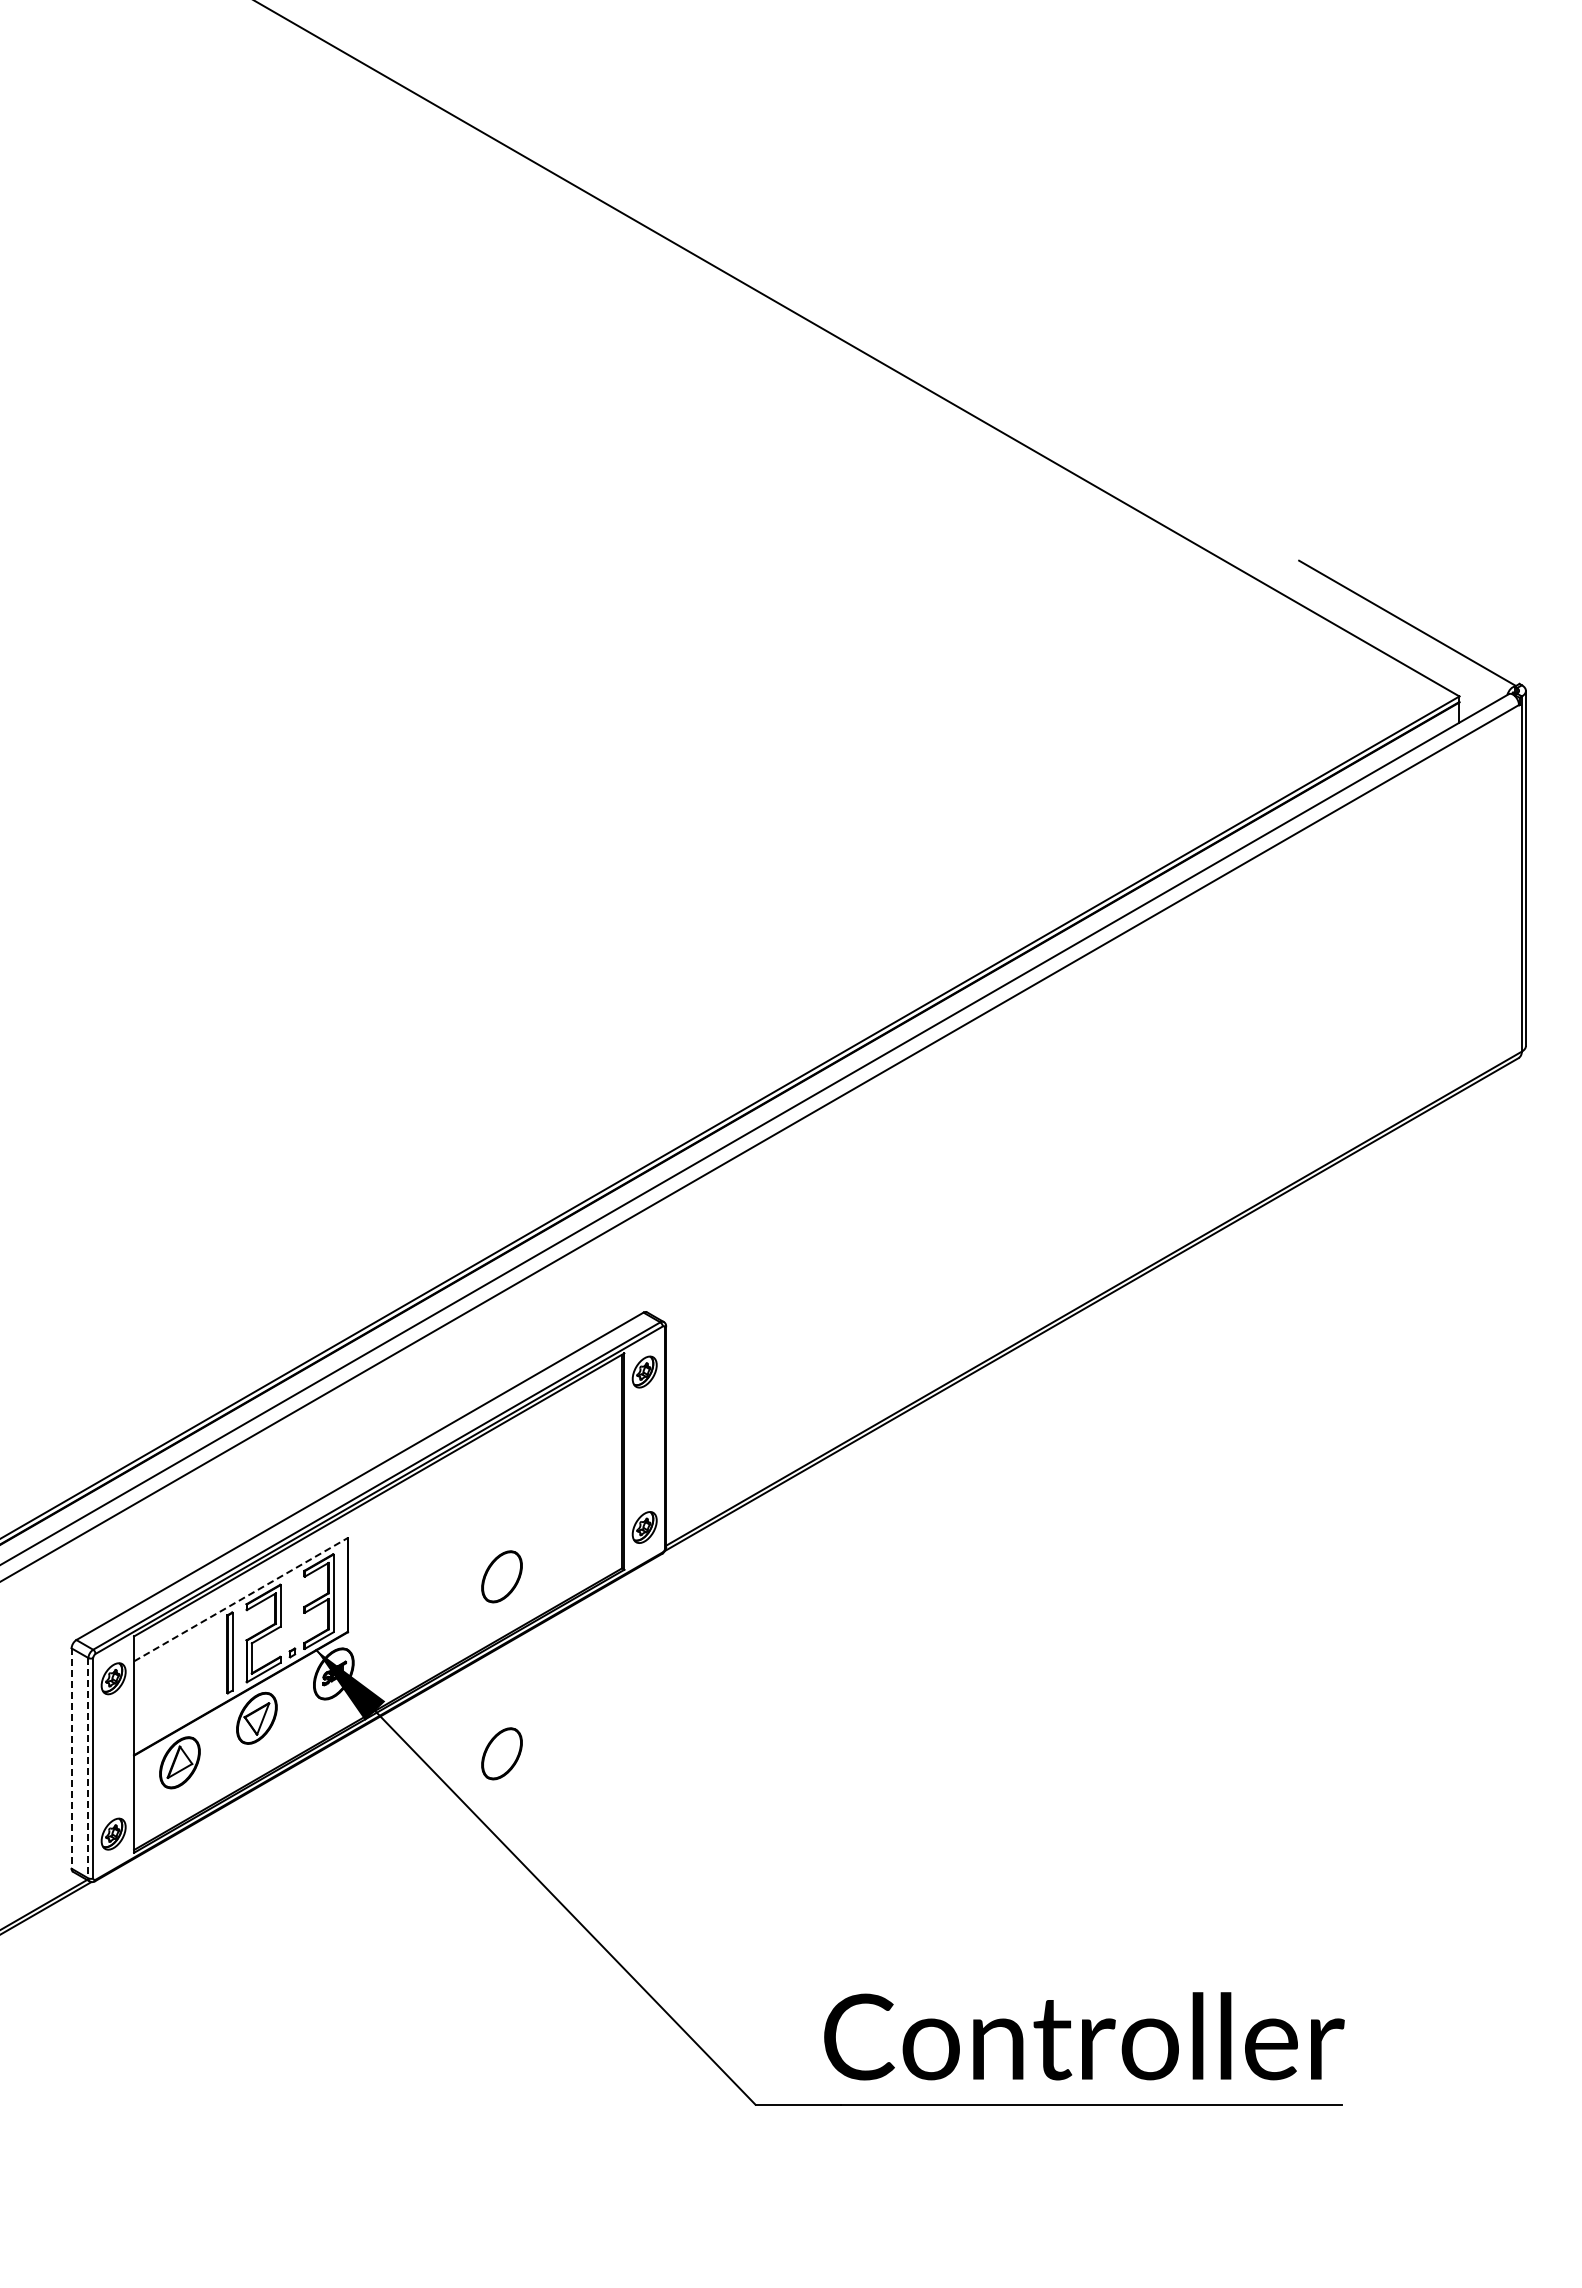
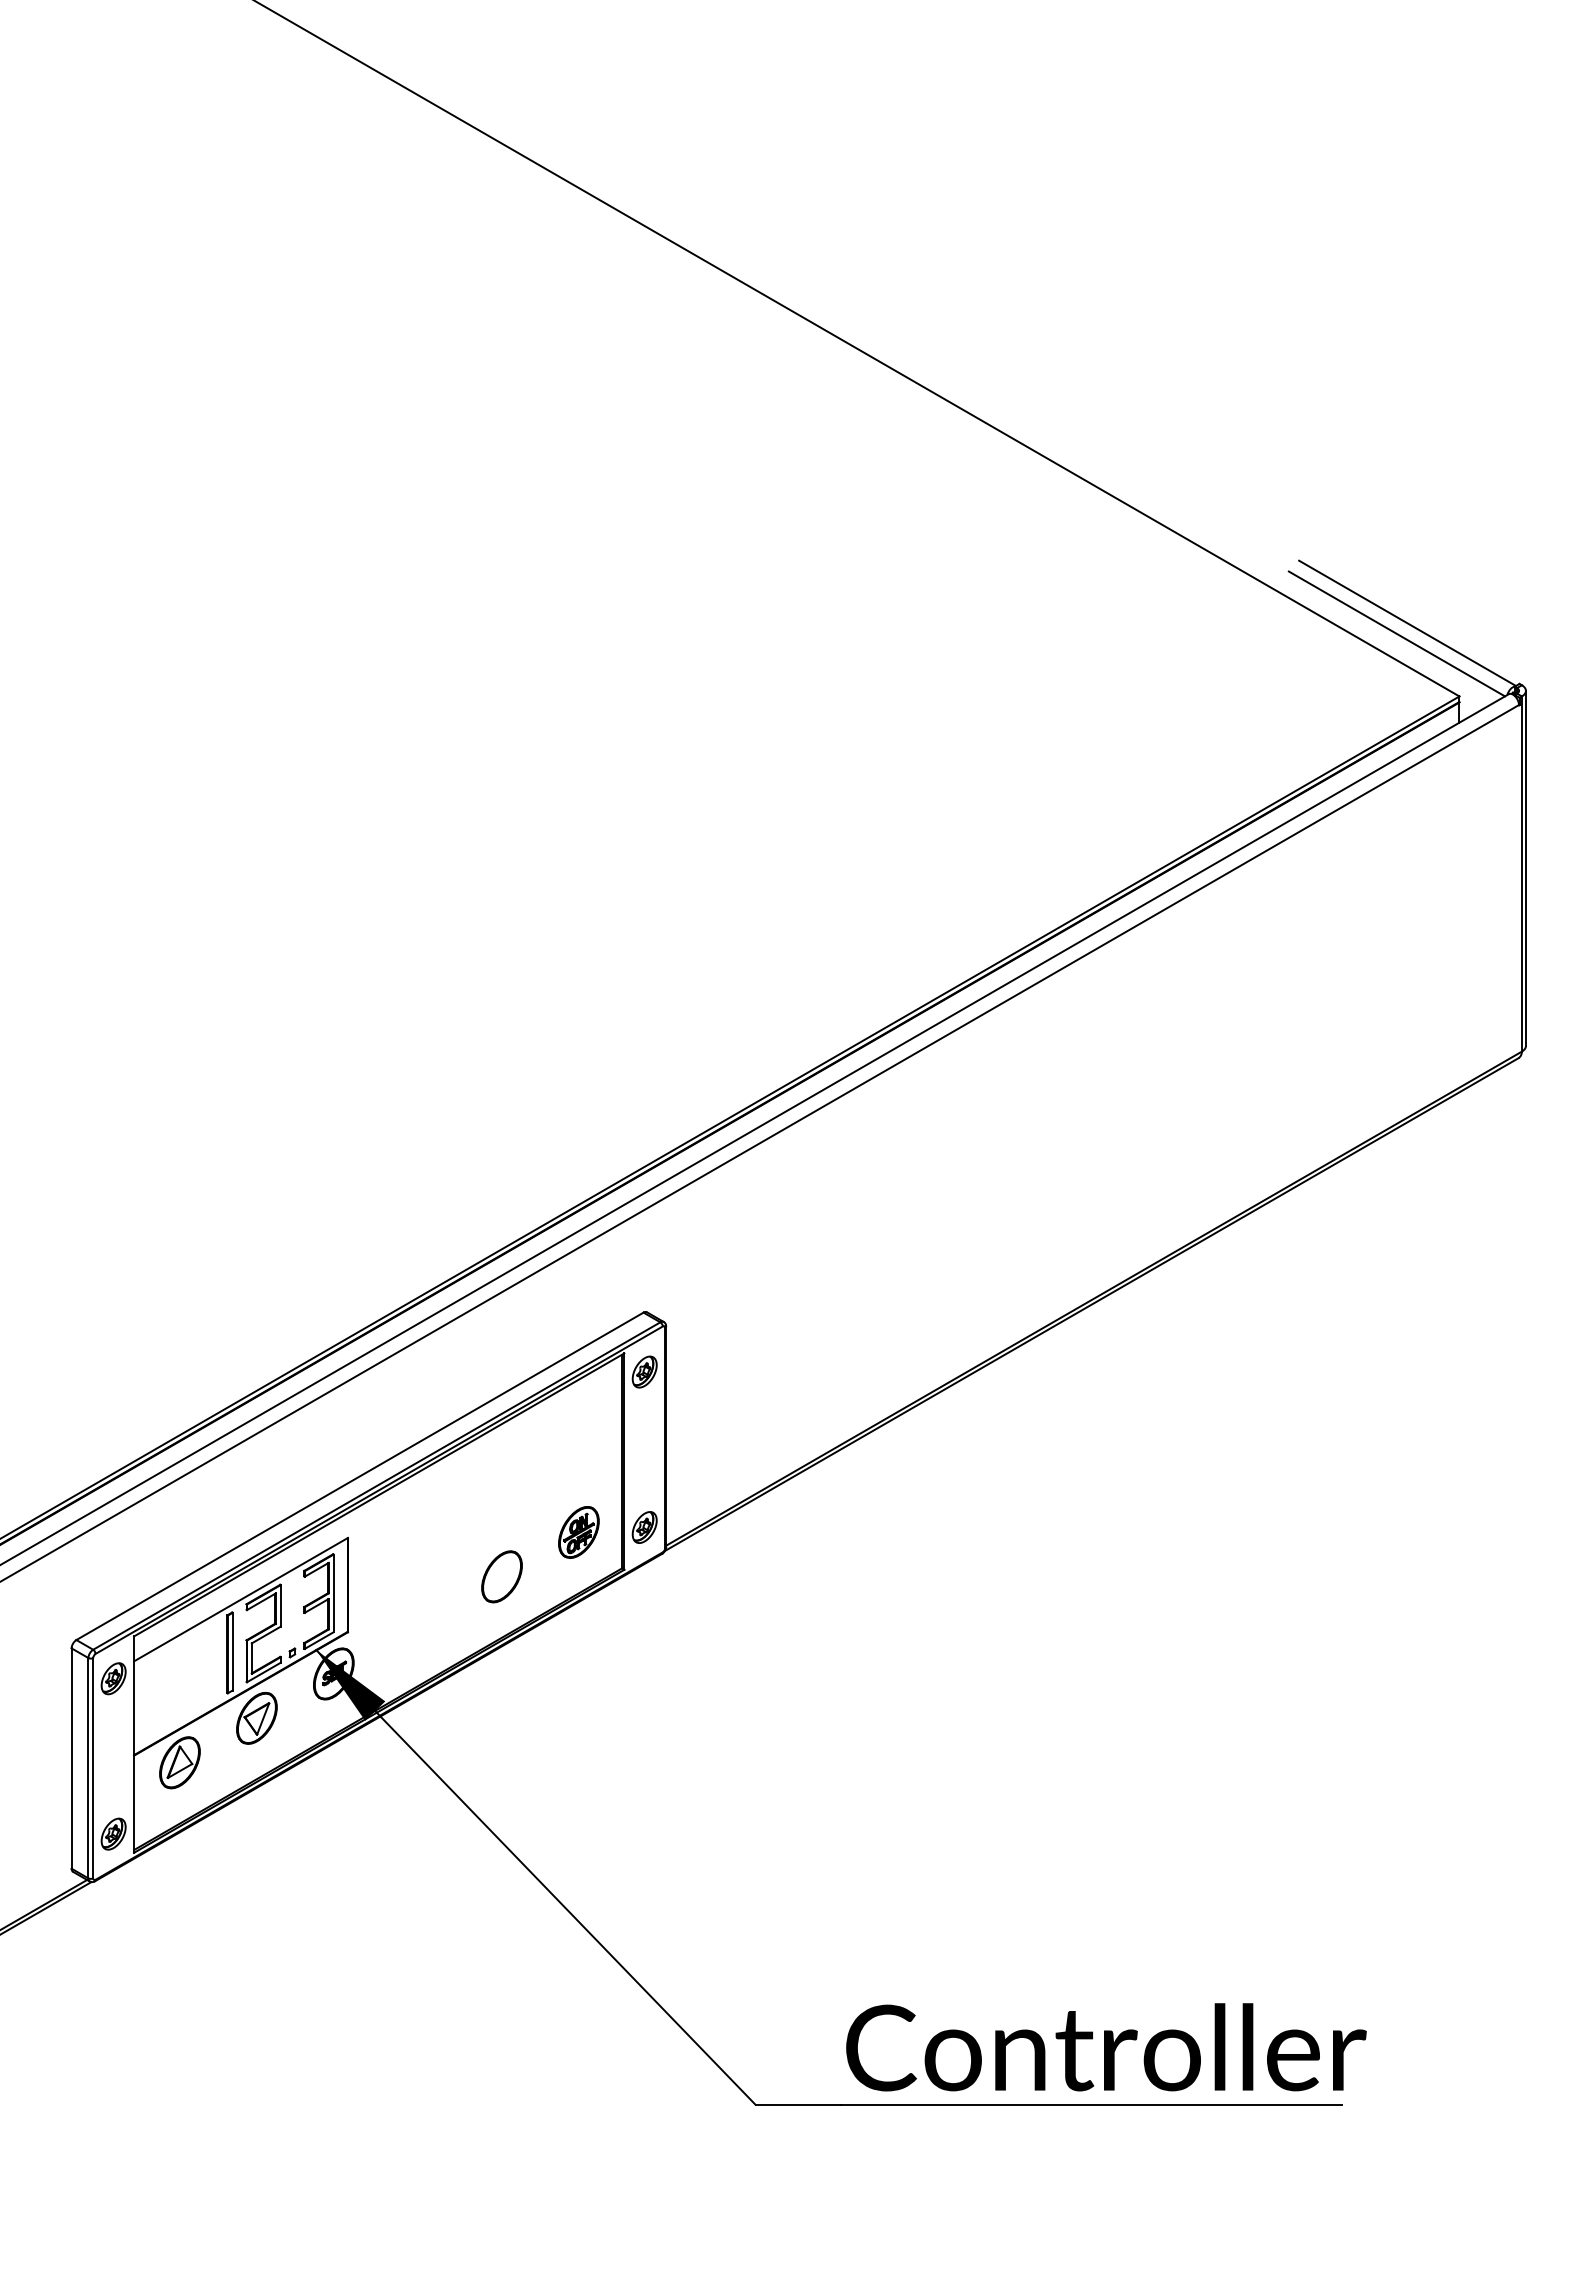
line: none -> present (1396, 633)
part: none -> present (578, 1532)
line: dashed -> solid (241, 1599)
part: present -> none (501, 1753)
line: dashed -> solid (71, 1759)
line: dashed -> solid (88, 1768)
text position: (1084, 2036) -> (1106, 2047) (1106, 2047)
